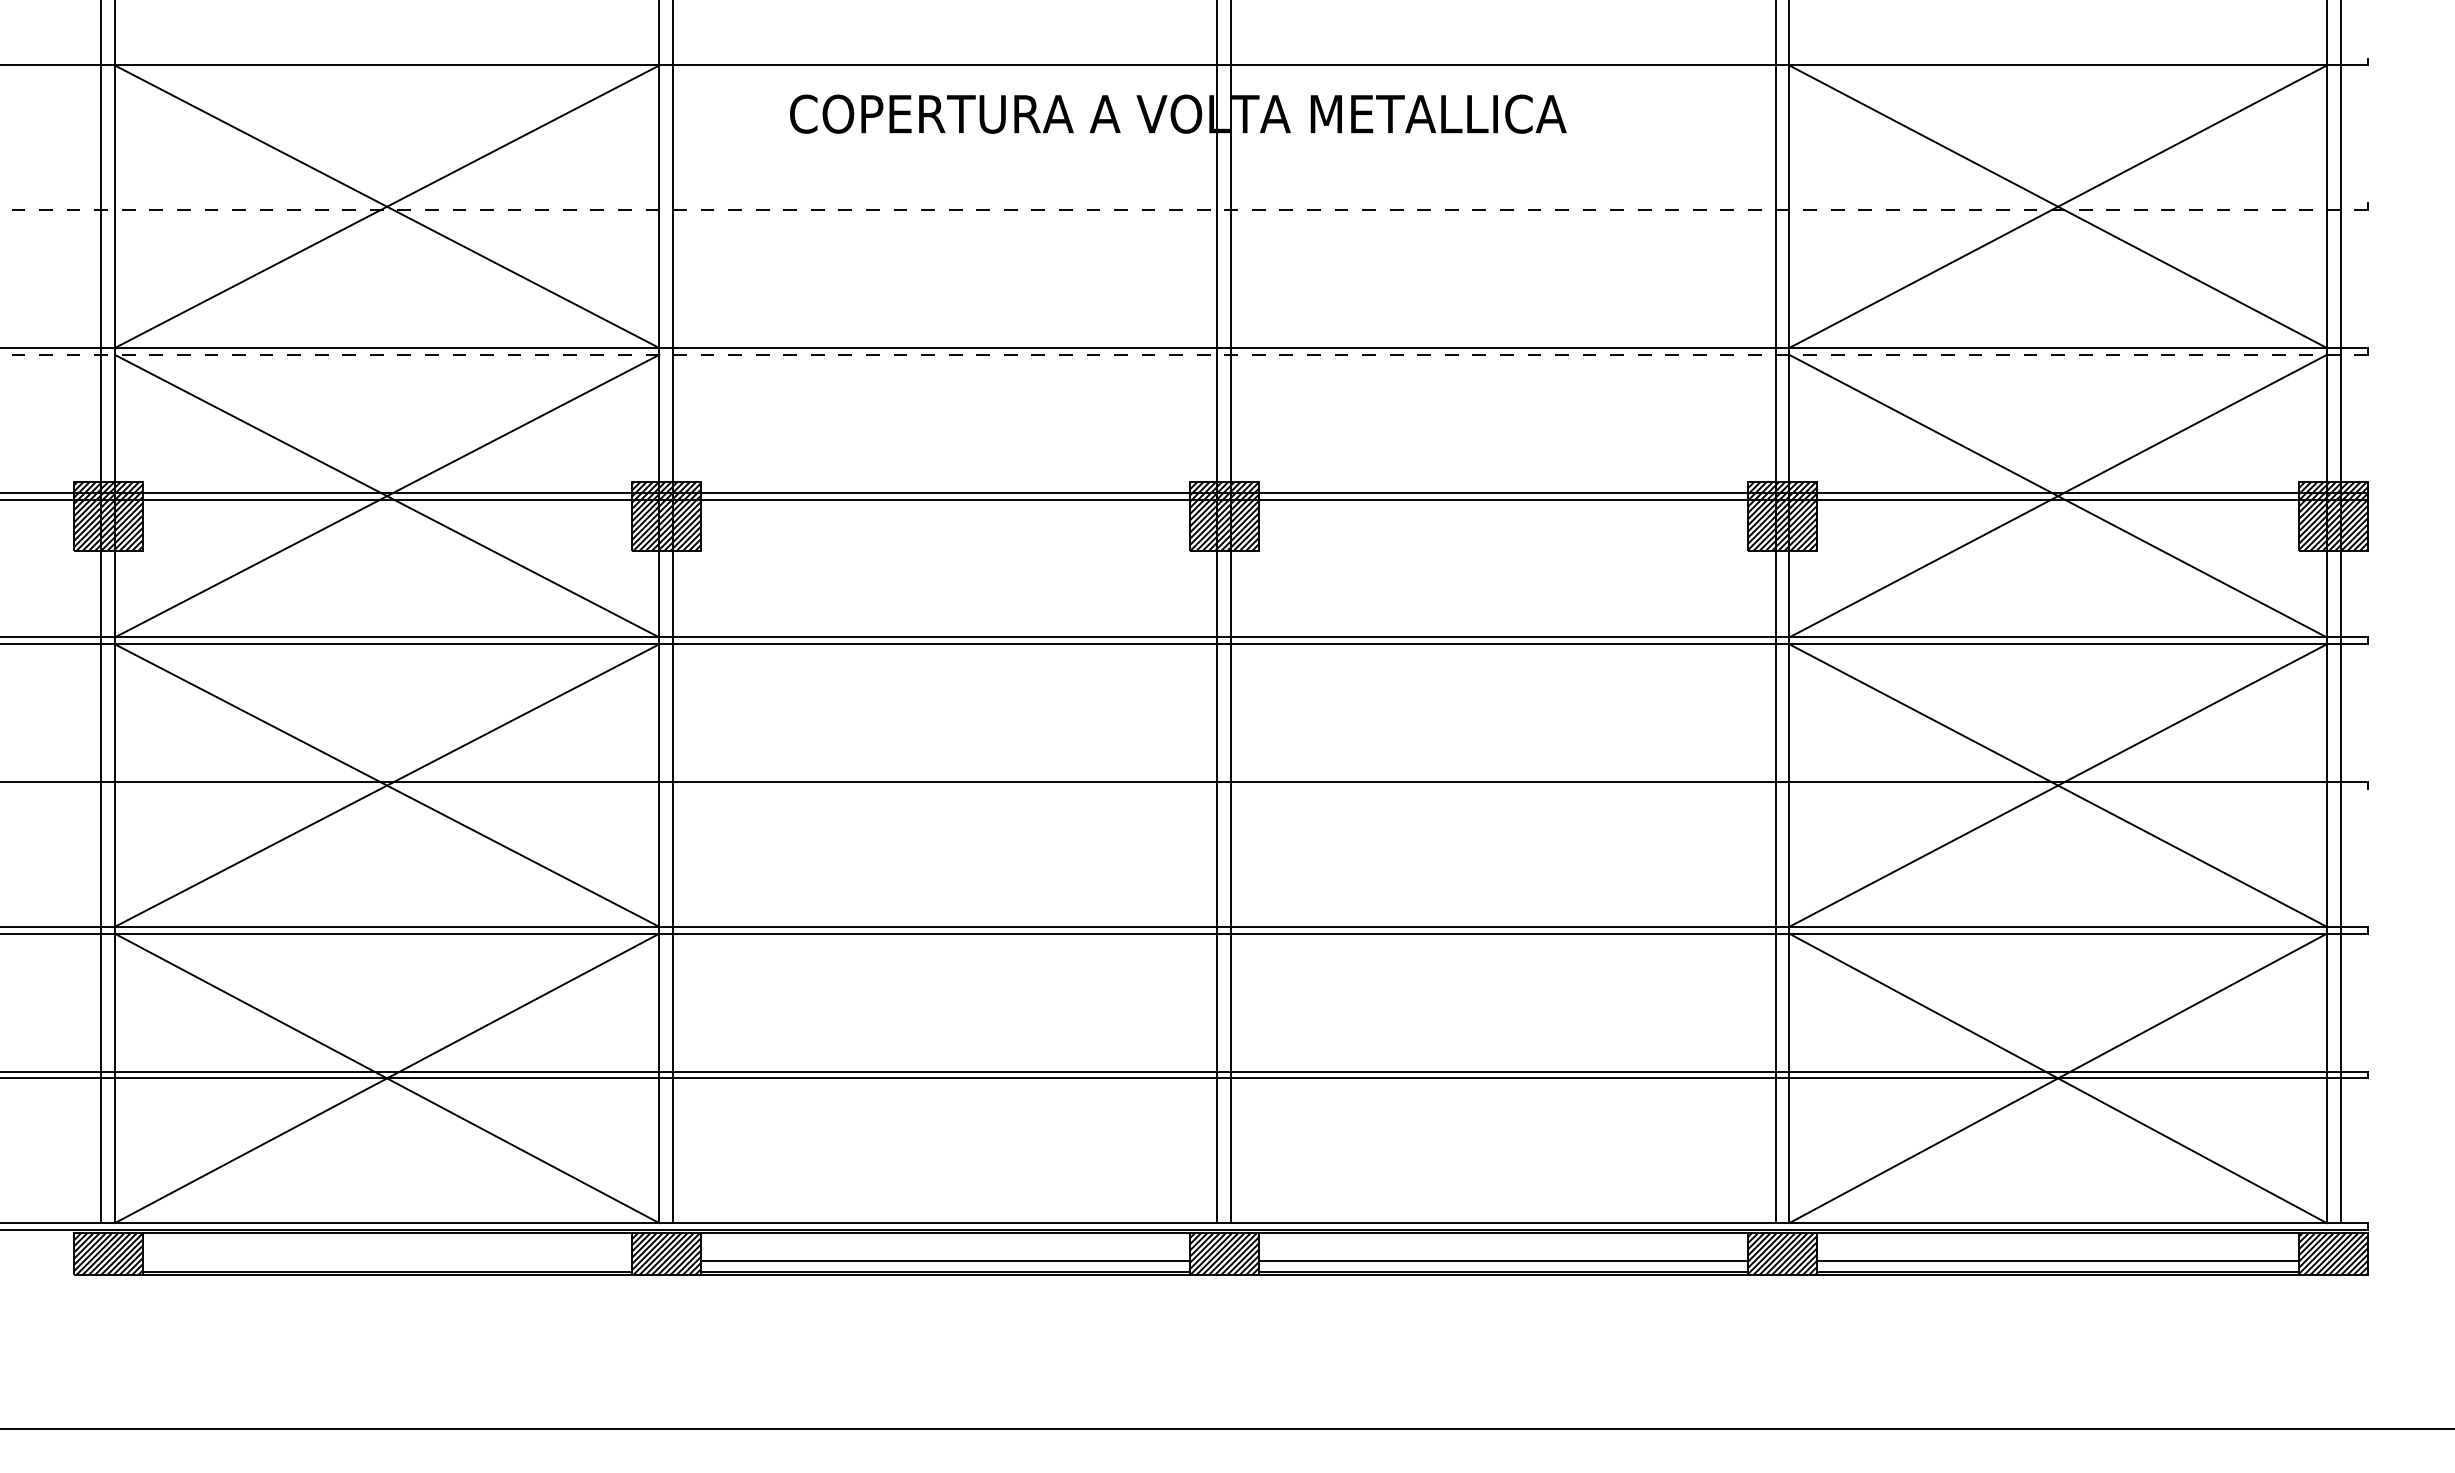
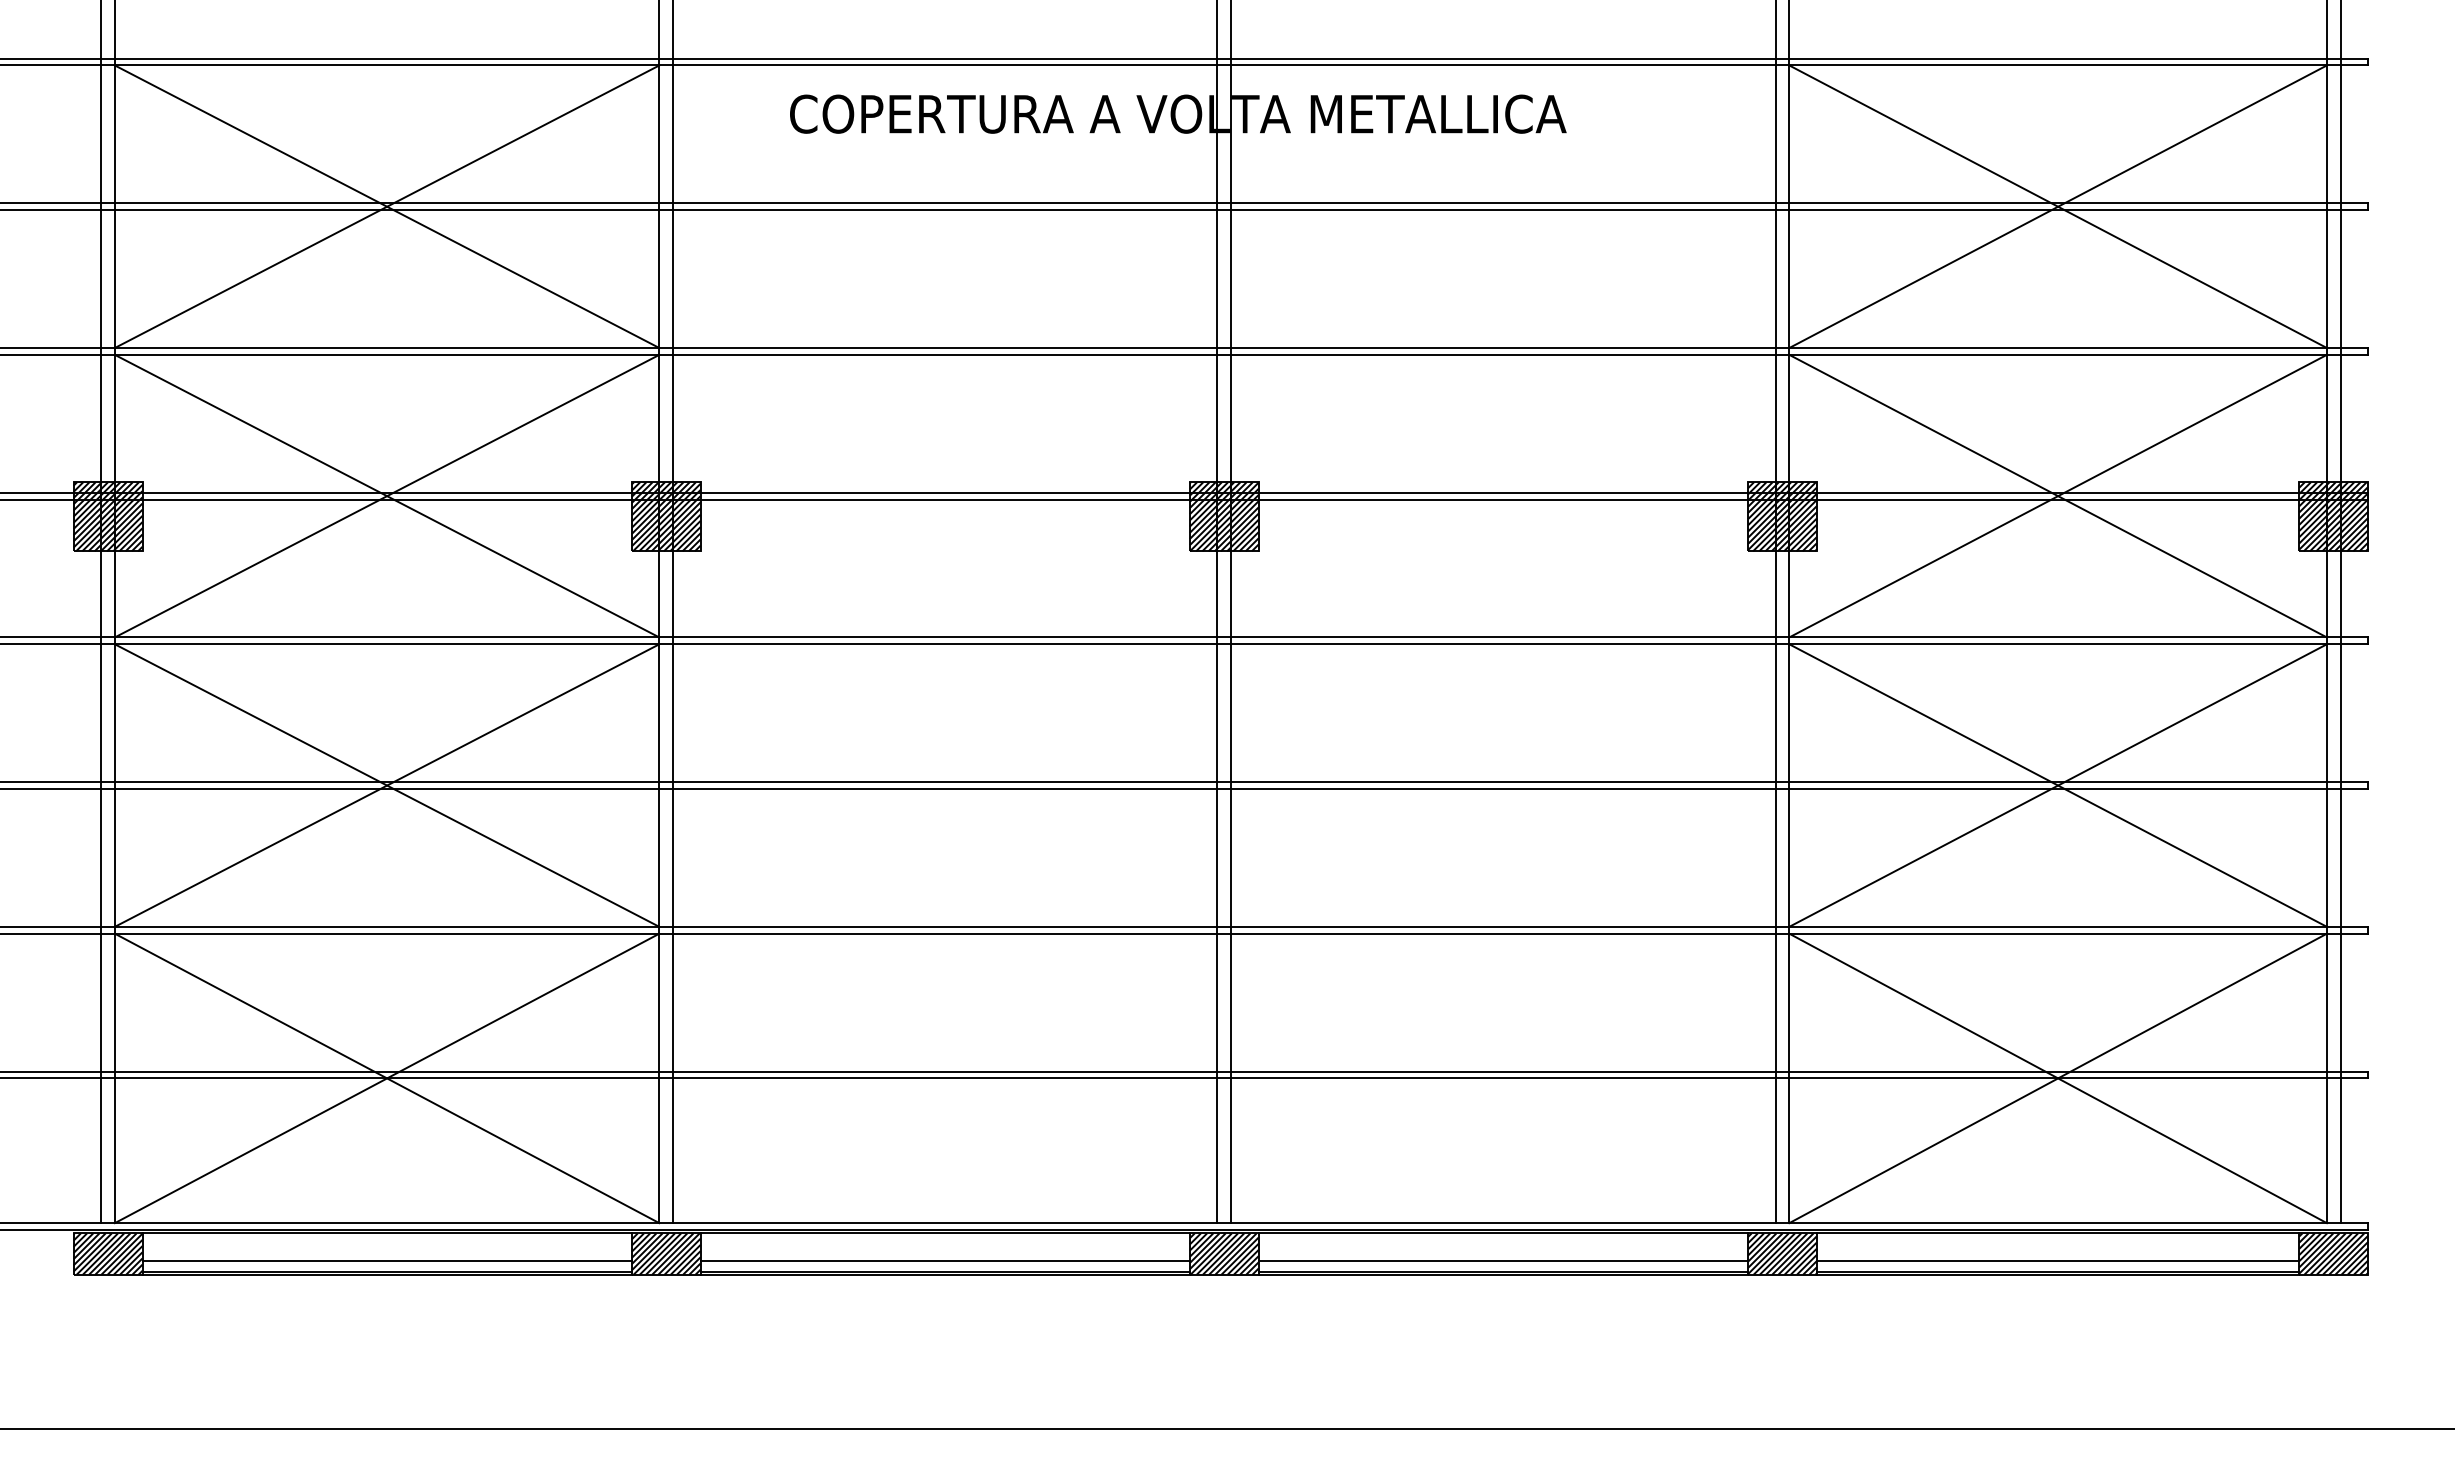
line: none -> present (1185, 58)
line: none -> present (1185, 203)
line: dashed -> solid (1184, 210)
line: dashed -> solid (1184, 354)
line: none -> present (1185, 789)
line: none -> present (386, 1261)
